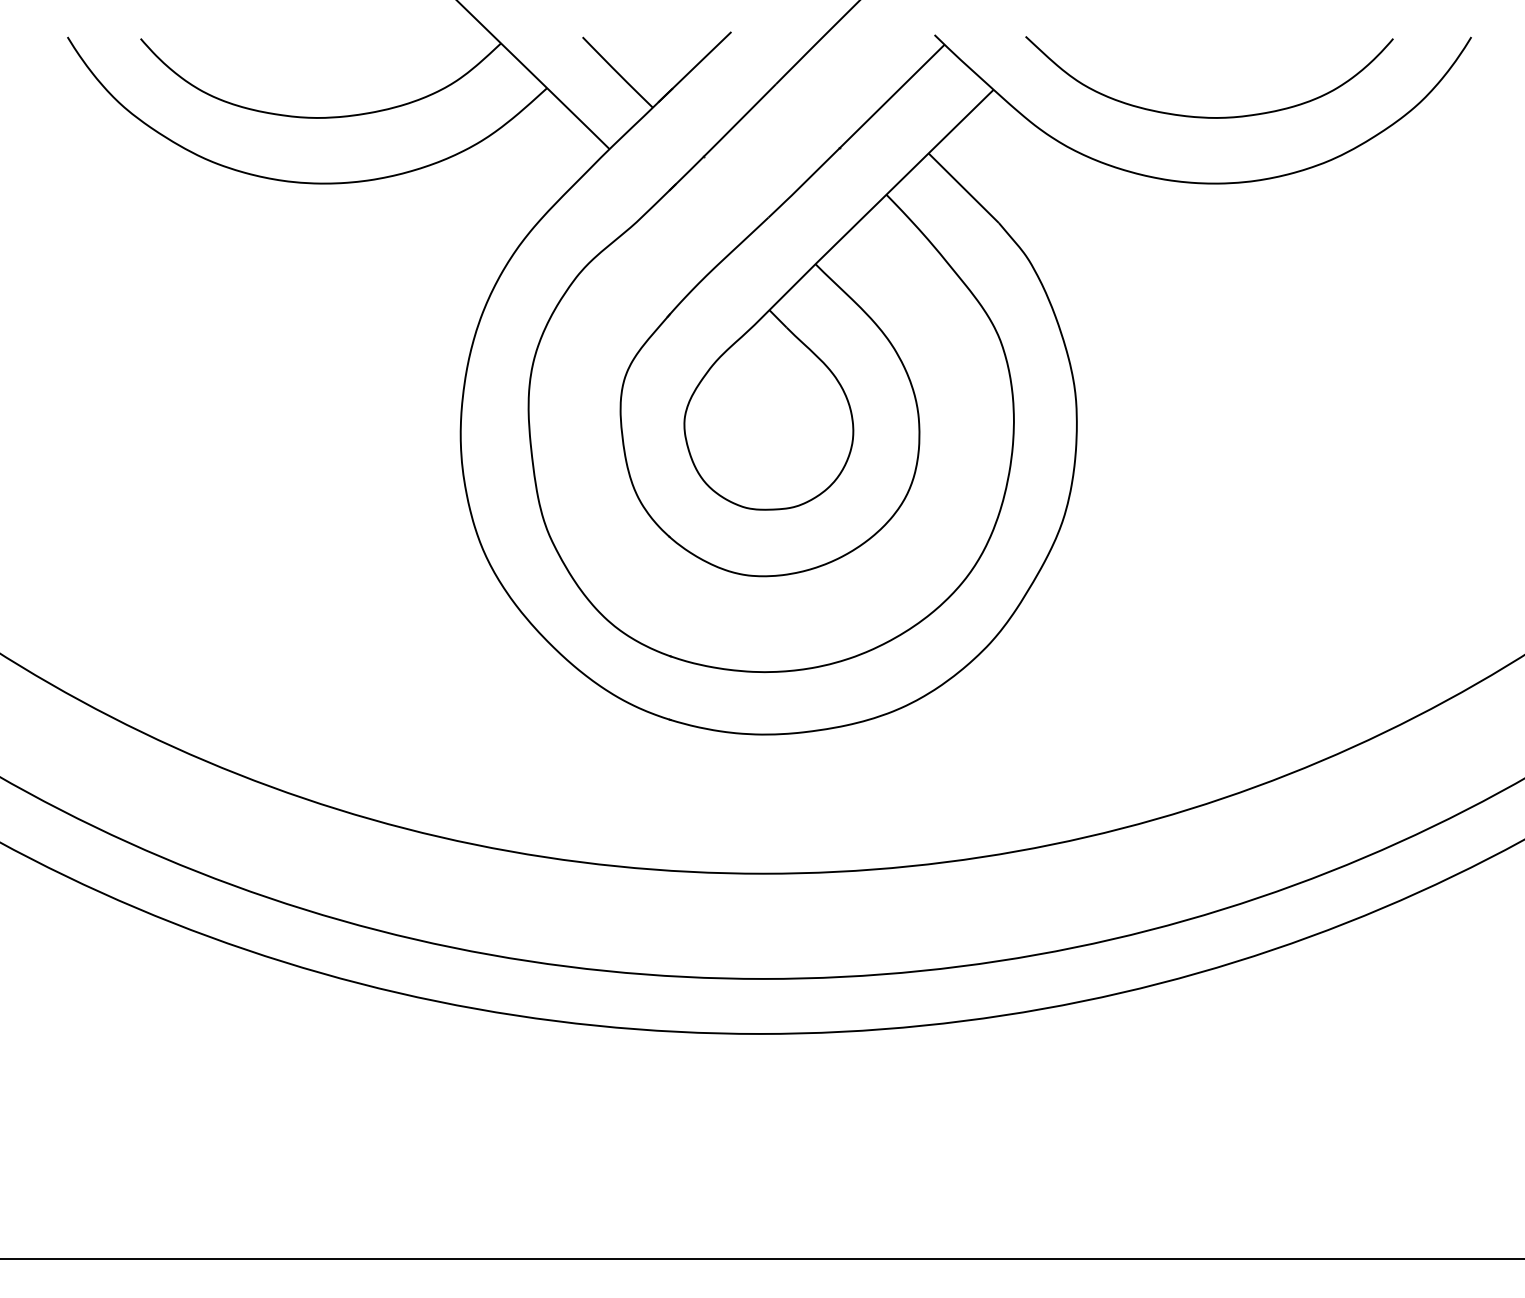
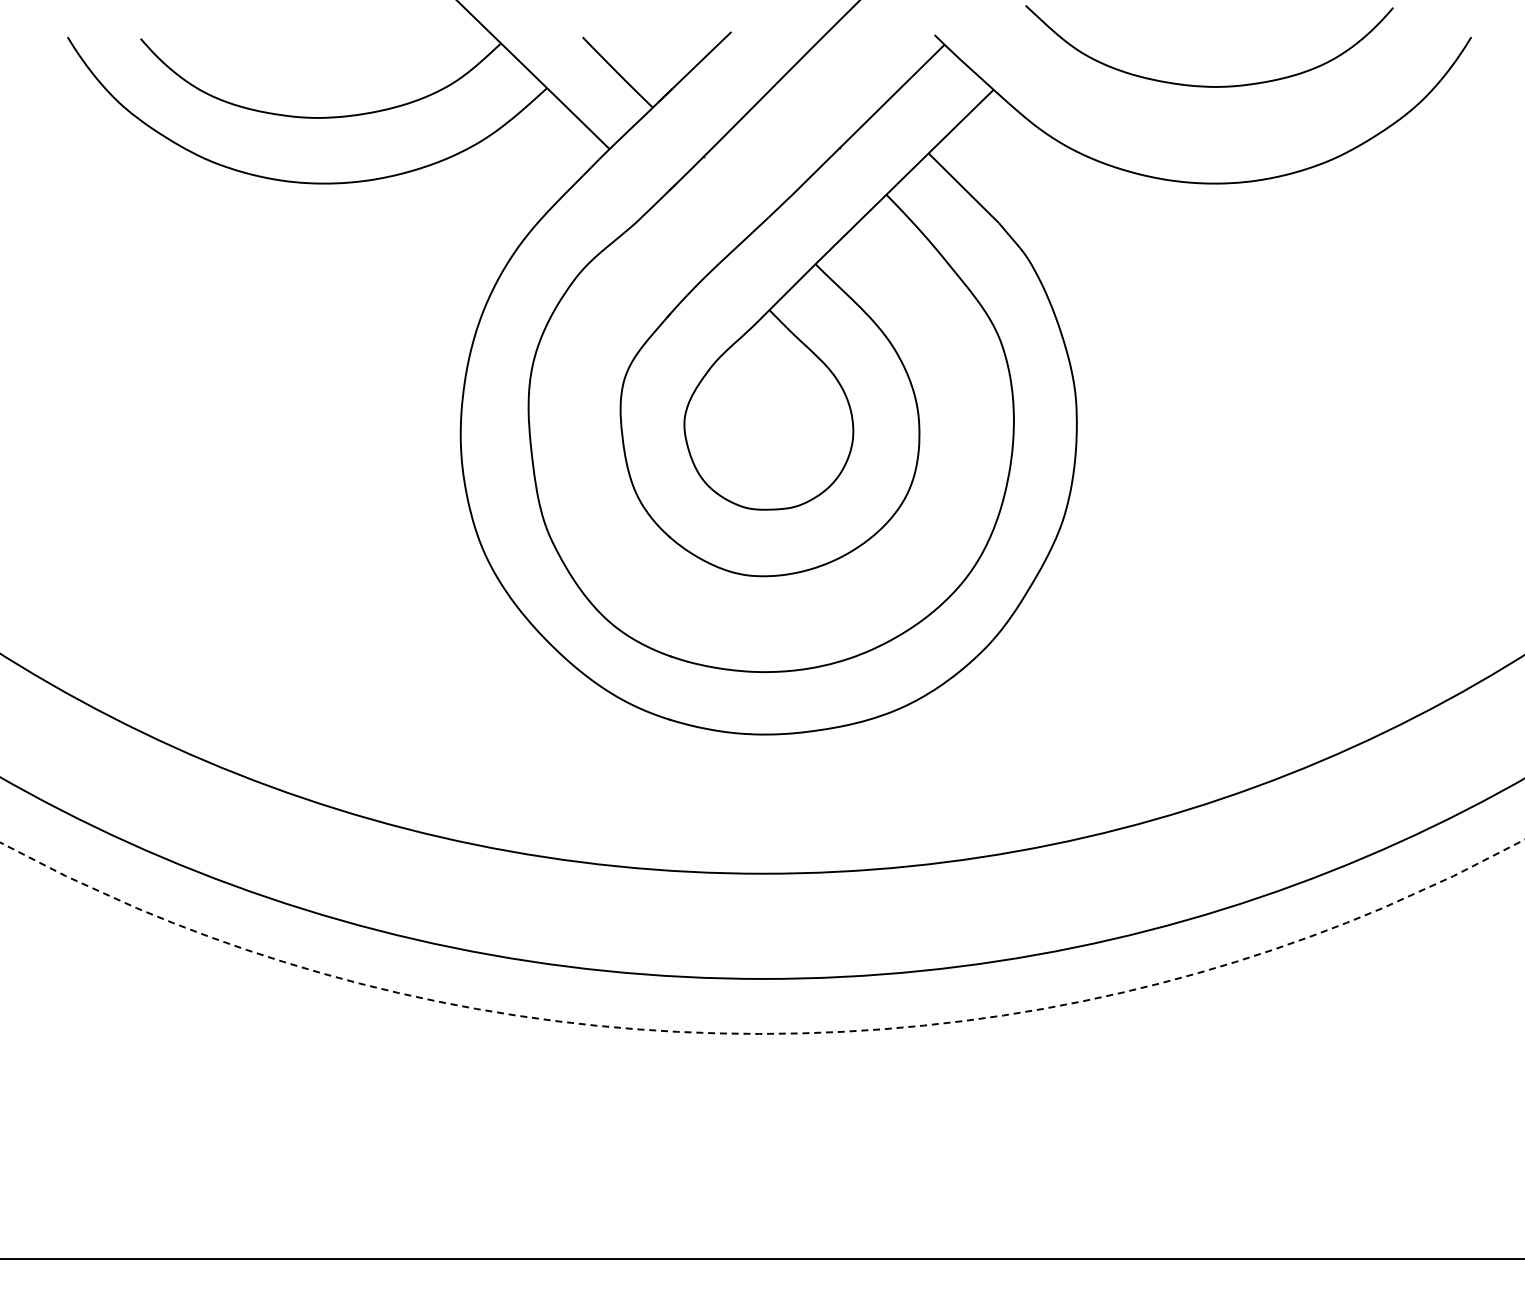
curve position: (1207, 116) -> (1207, 85) (1207, 85)
circle: solid -> dashed (762, 936)
